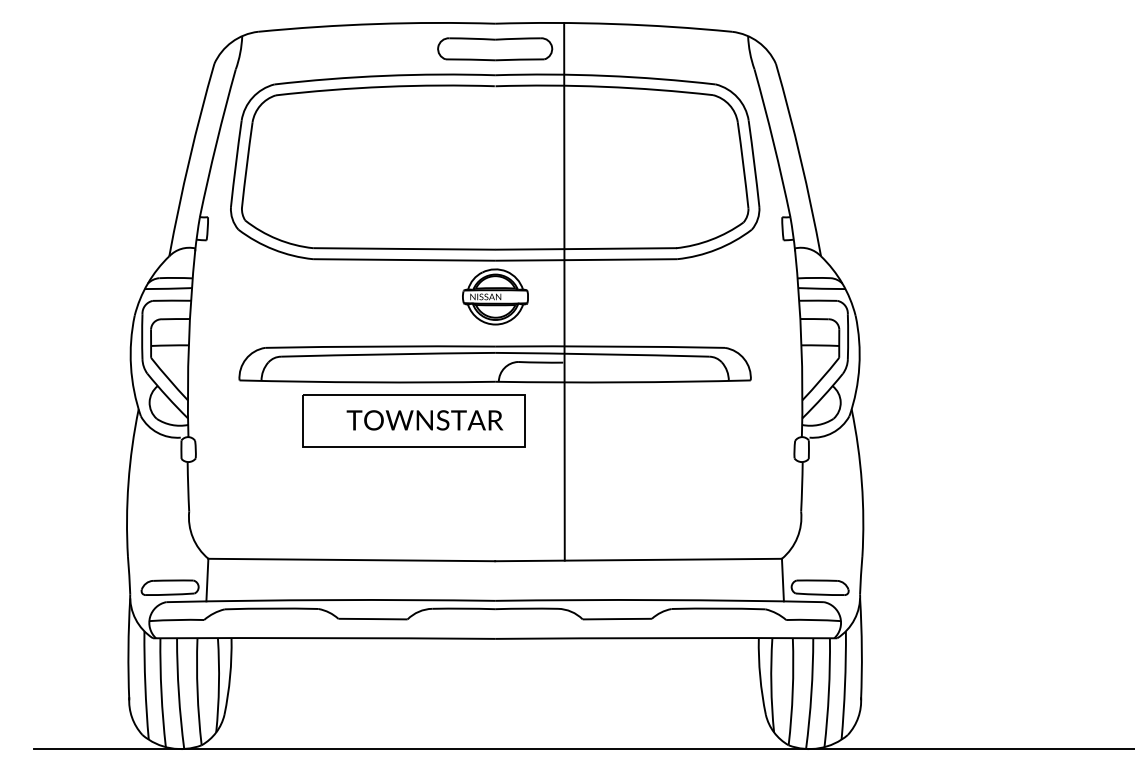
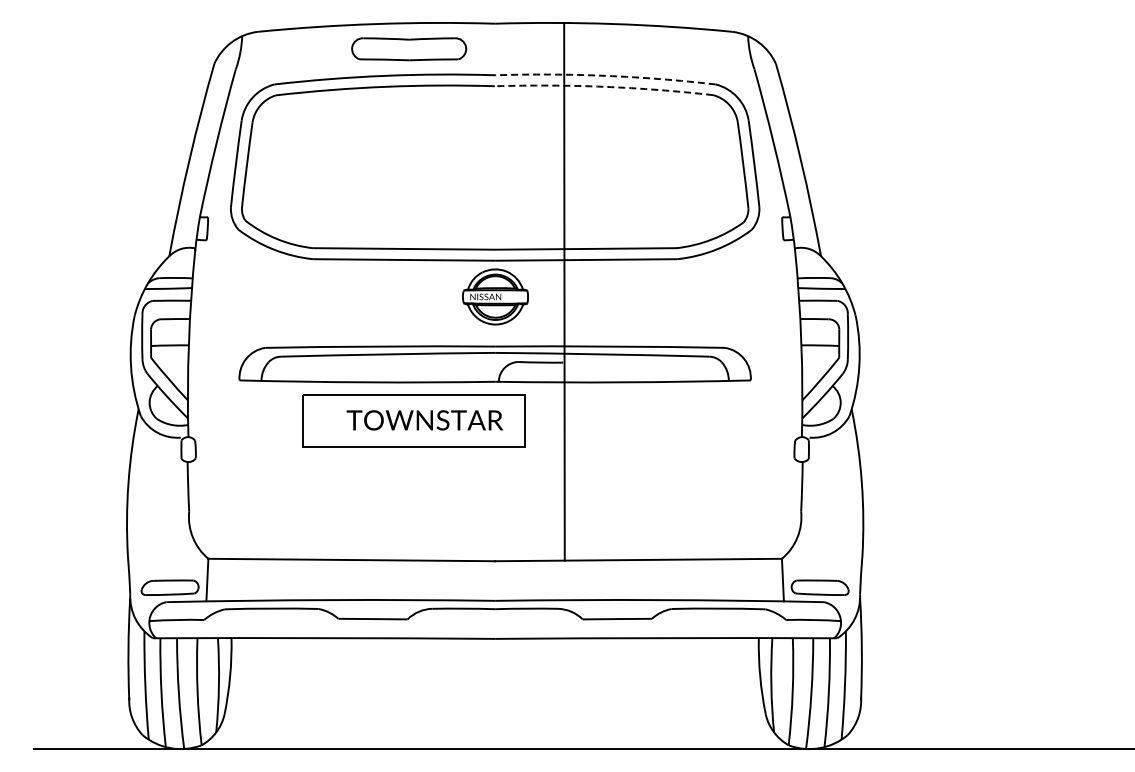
part position: (495, 49) -> (409, 49) (409, 49)
arc: solid -> dashed (605, 75)
arc: solid -> dashed (604, 86)
